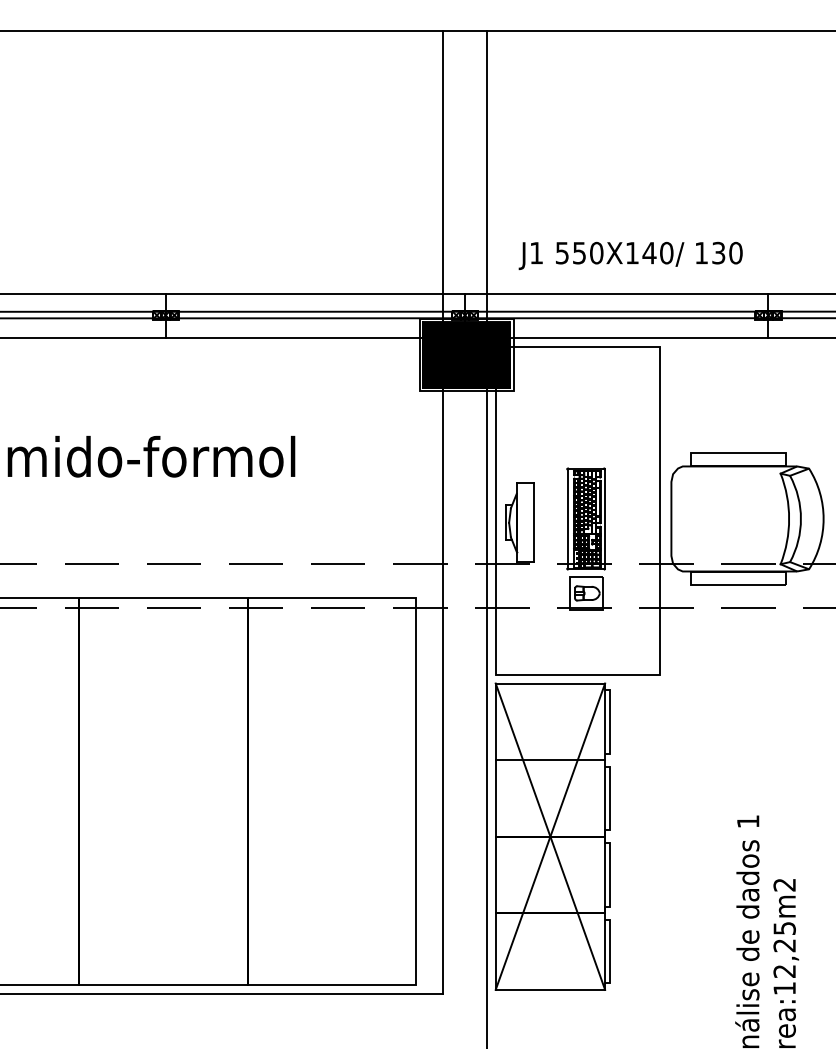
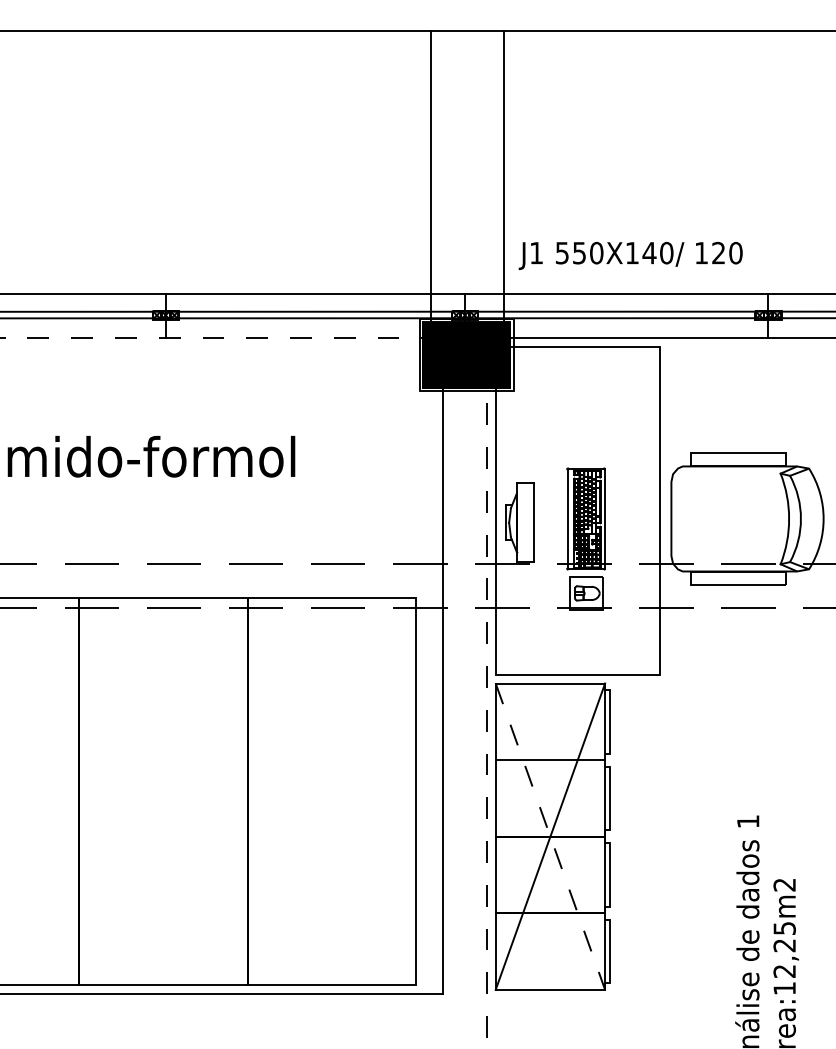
line position: (443, 176) -> (431, 176) (431, 176)
line position: (486, 176) -> (503, 176) (503, 176)
text: 130 -> 120 (718, 253)
line: solid -> dashed (233, 337)
line: solid -> dashed (486, 692)
line: solid -> dashed (550, 836)
